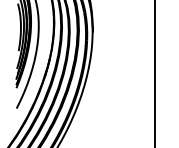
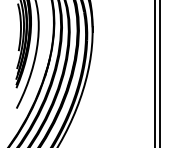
line: none -> present (160, 73)
